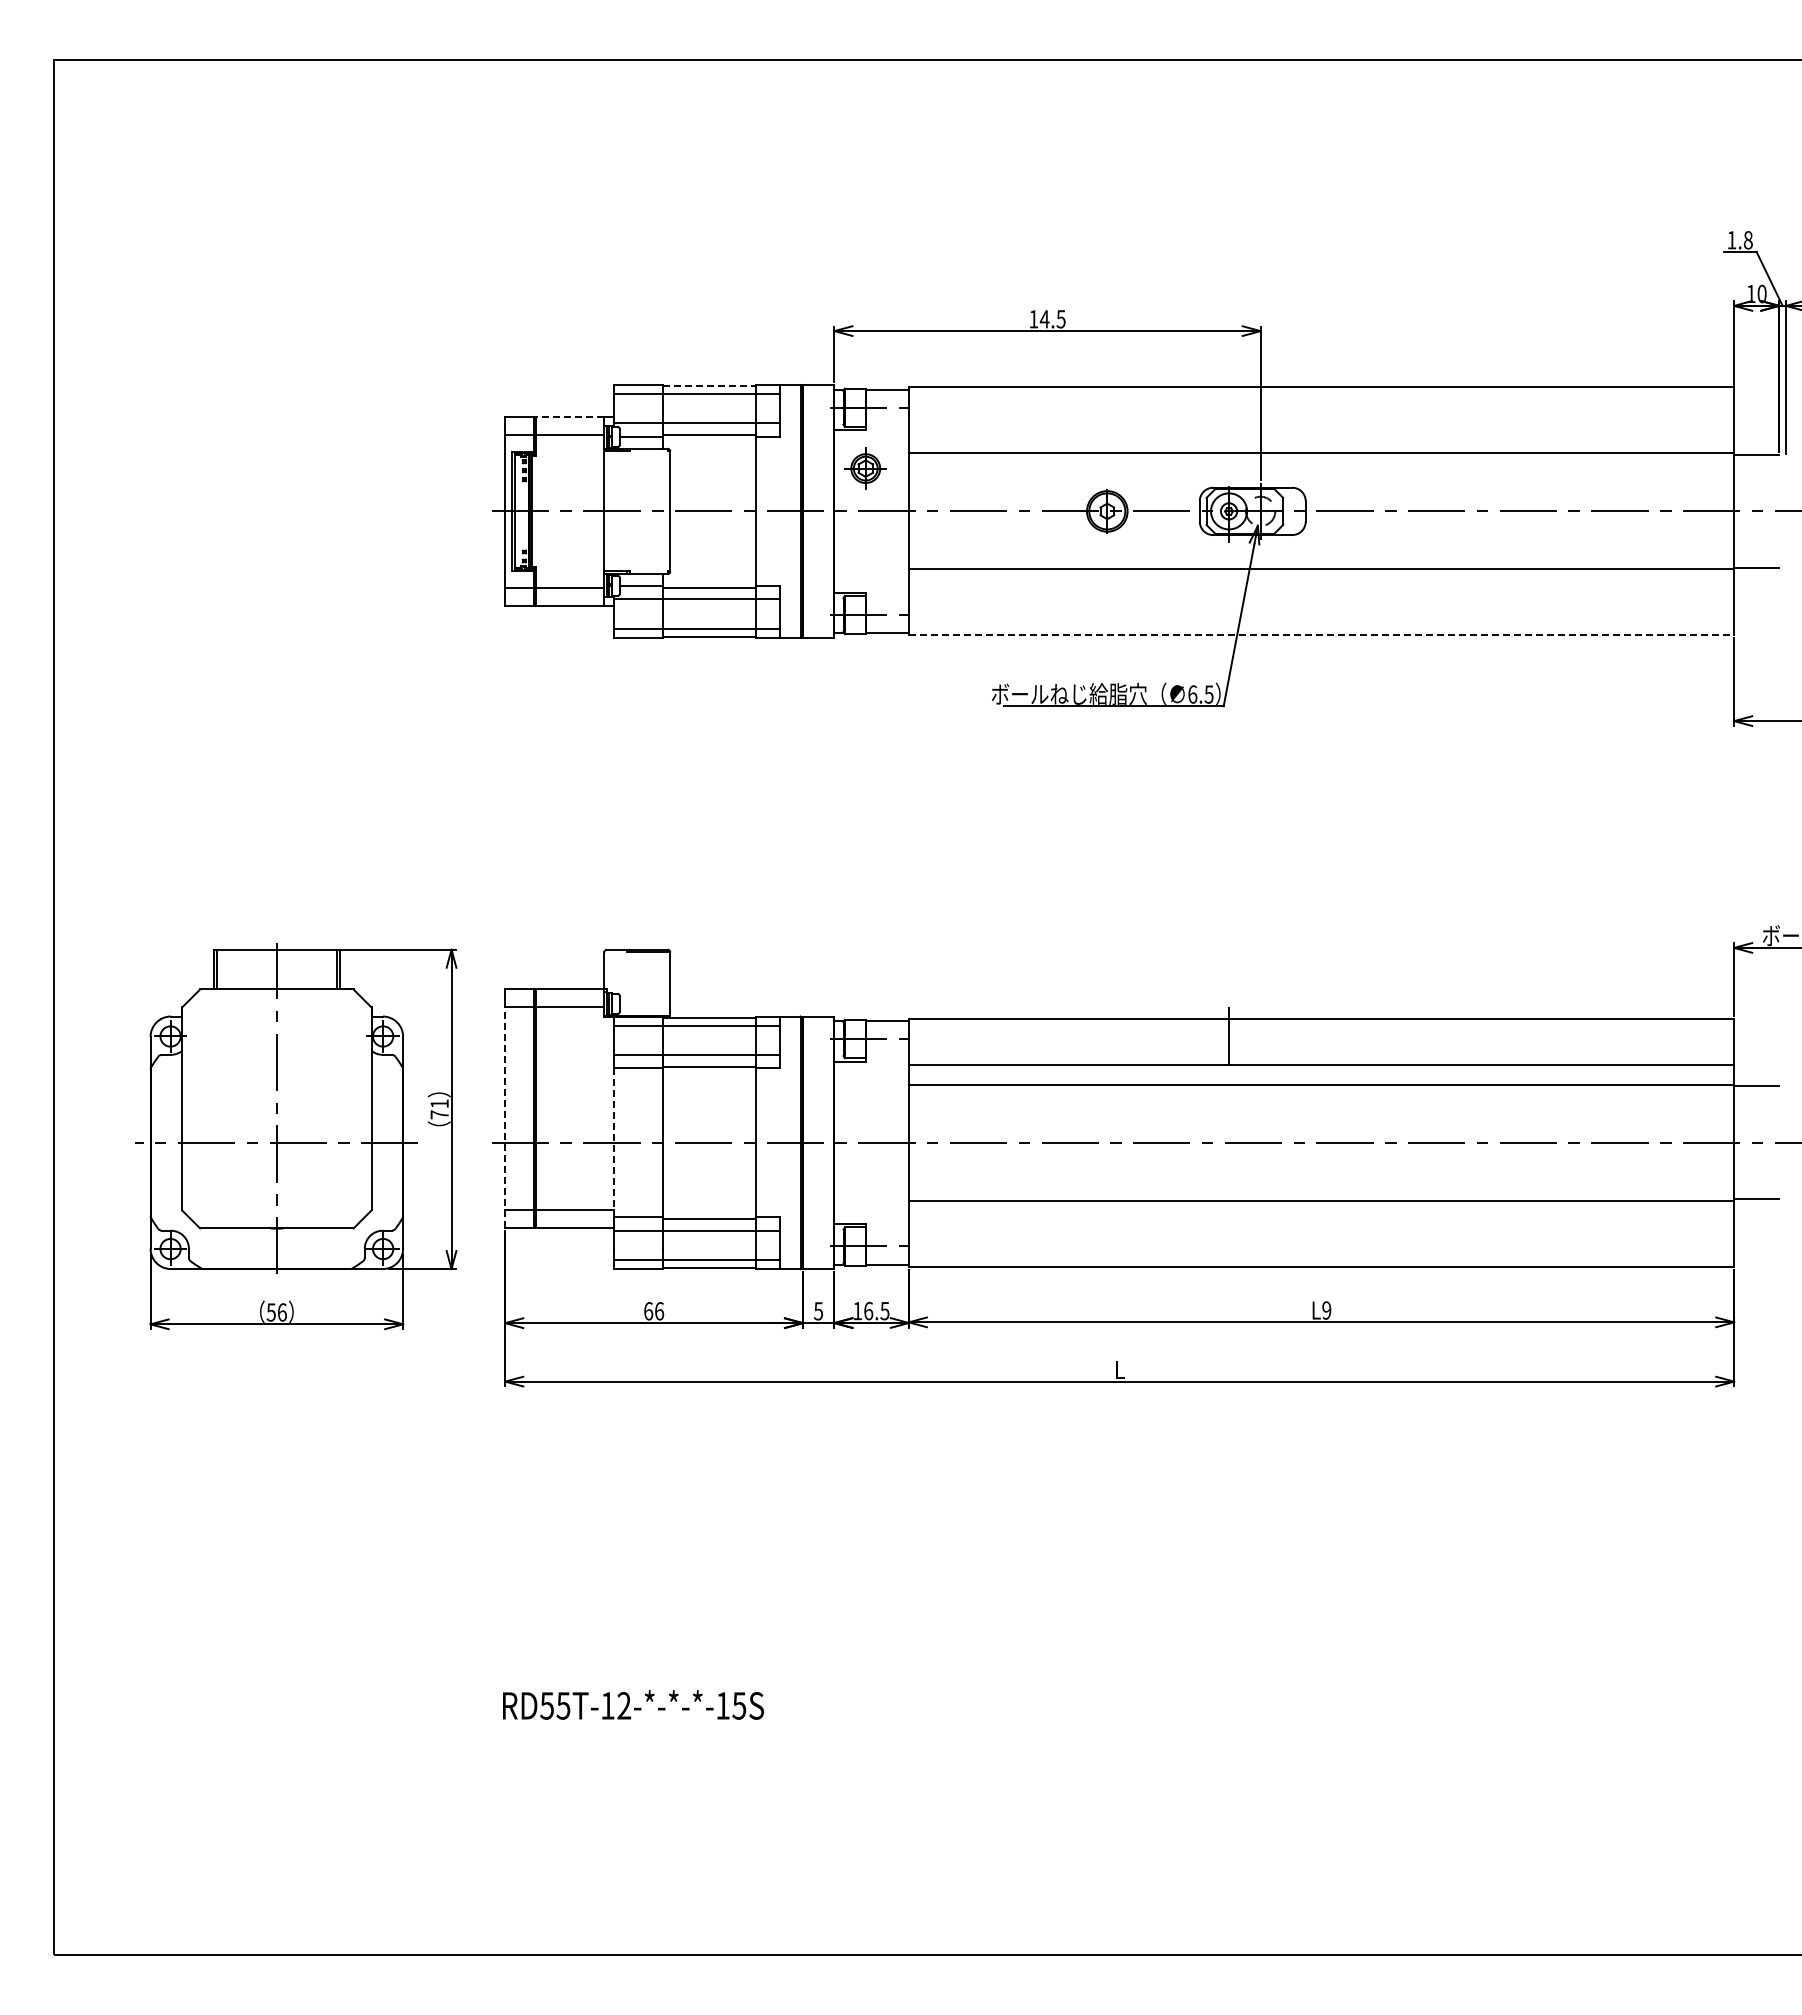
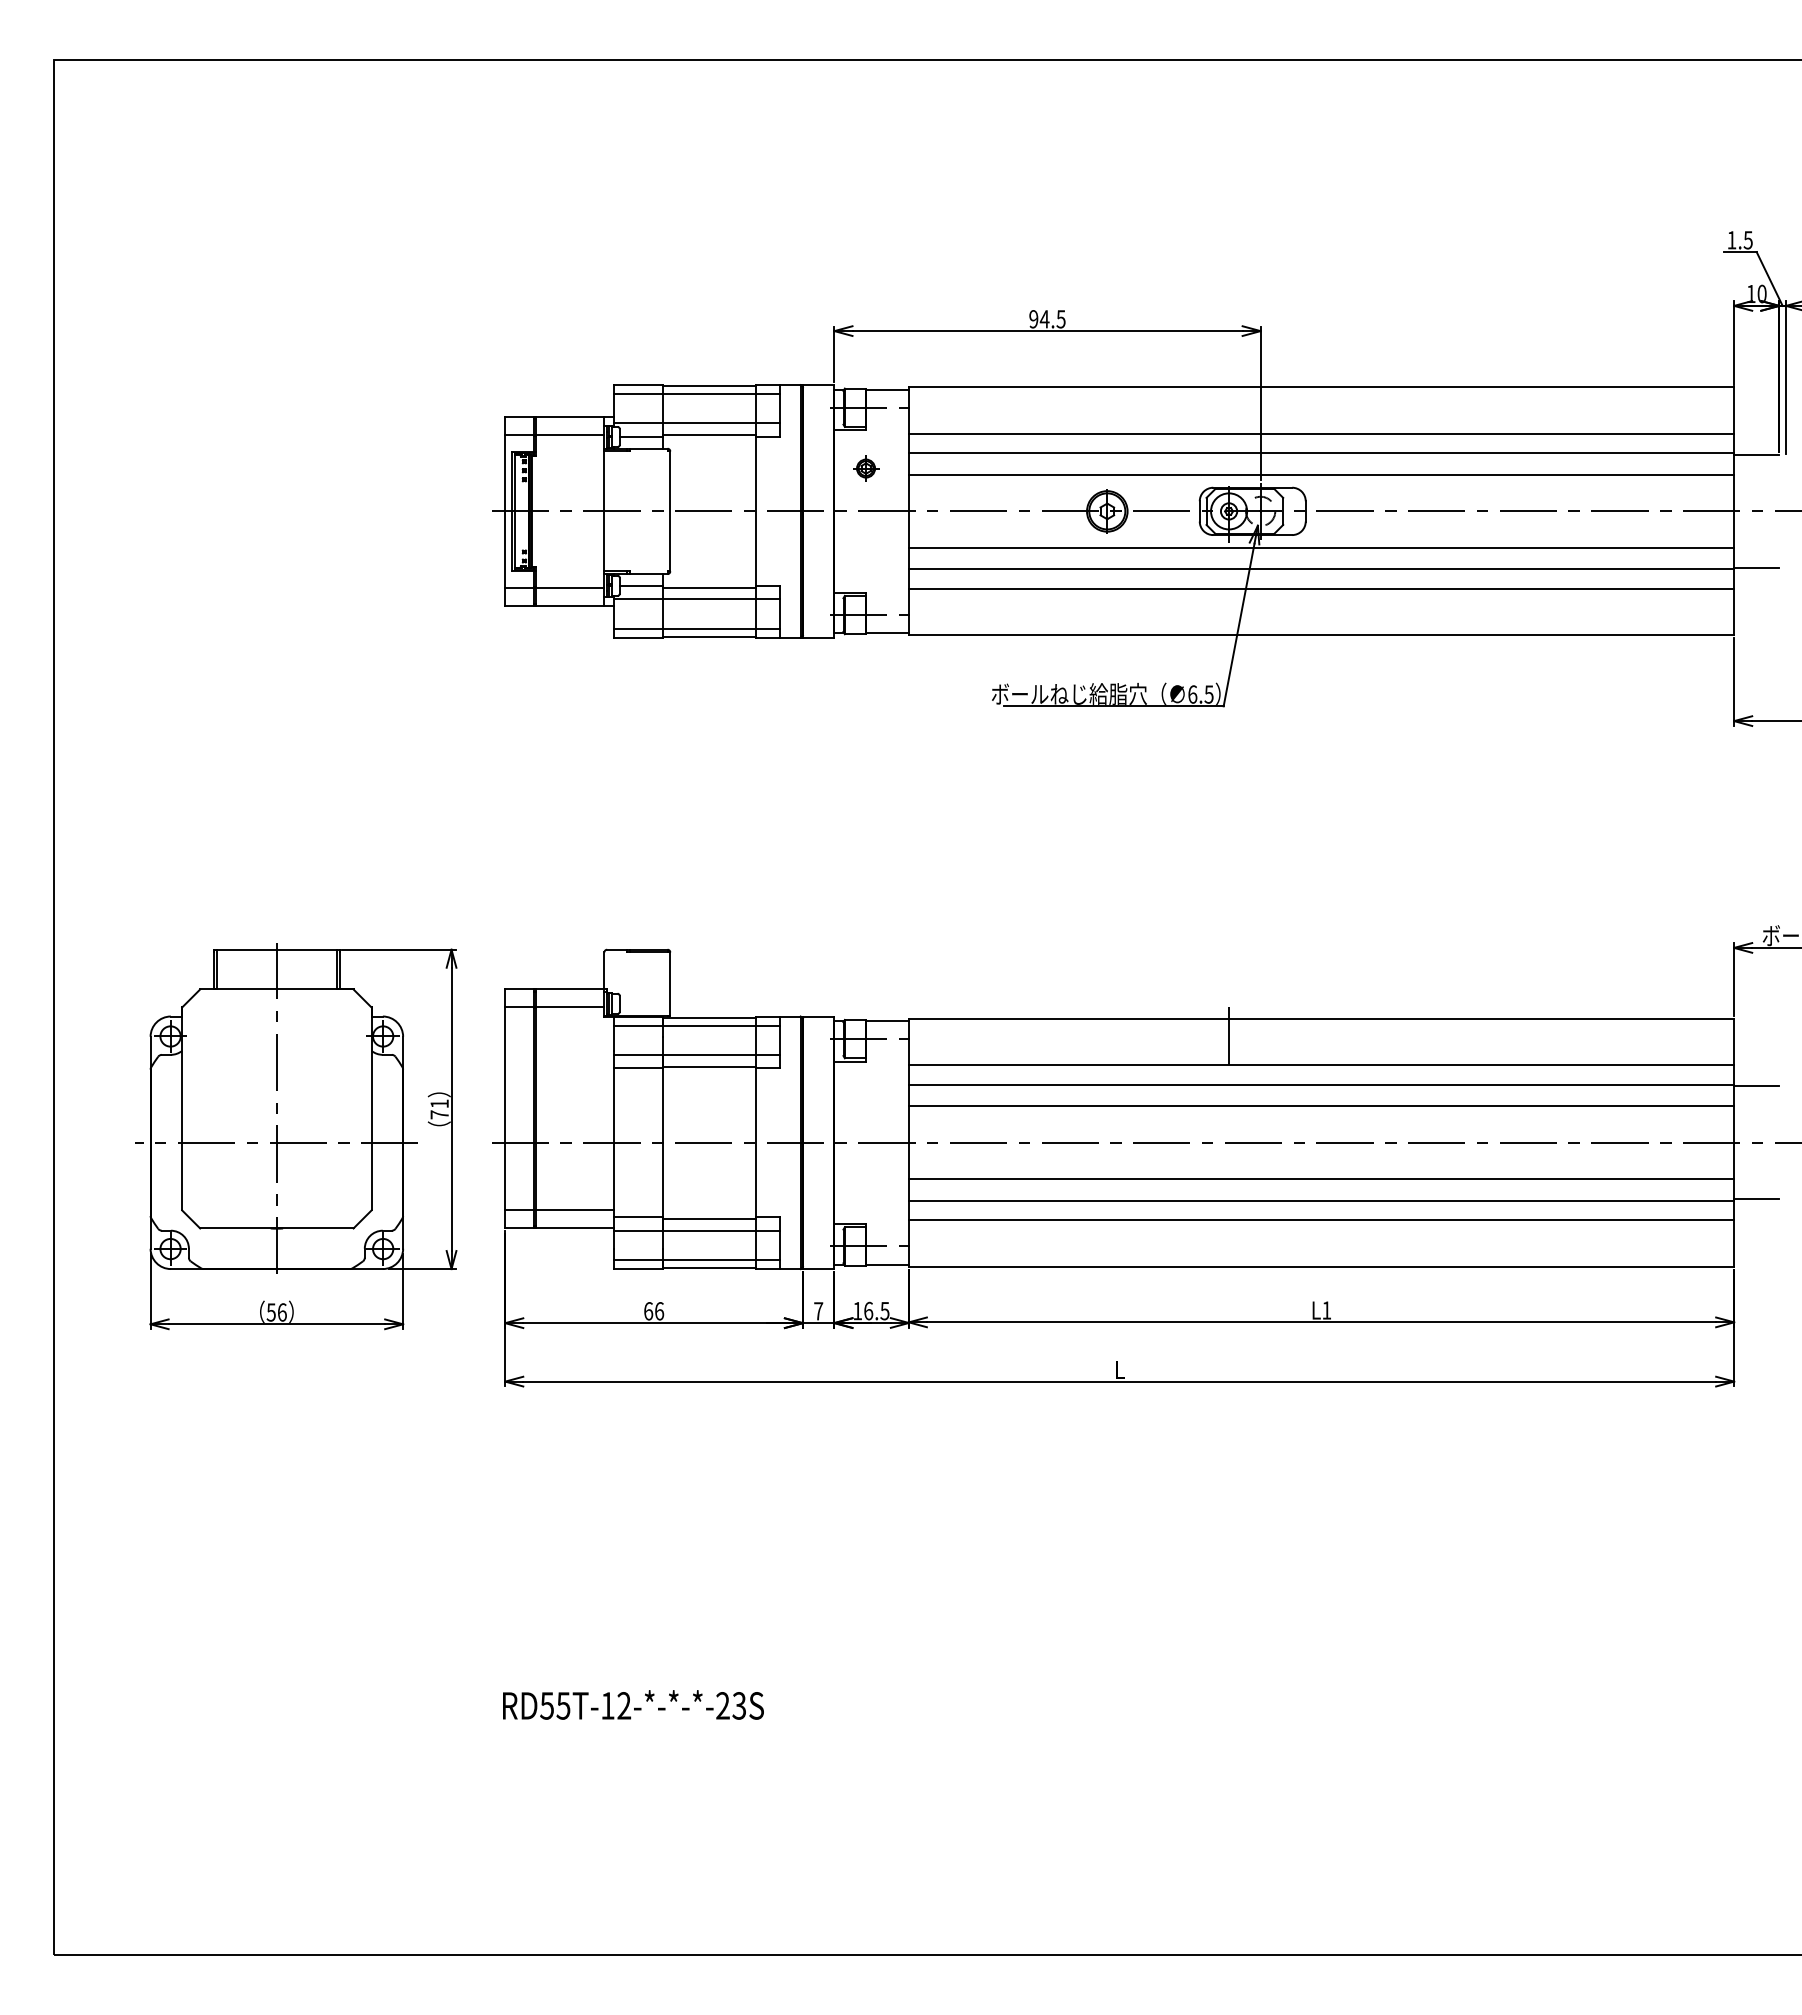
text: 1.8 -> 1.5 (1747, 240)
text: 14.5 -> 94.5 (1033, 319)
line: dashed -> solid (709, 386)
line: dashed -> solid (569, 416)
line: none -> present (1321, 434)
part size: 43x43 px -> 27x27 px (866, 468)
line: none -> present (1321, 474)
line: none -> present (1321, 547)
line: none -> present (1321, 588)
line: dashed -> solid (1321, 635)
line: none -> present (1321, 1106)
line: dashed -> solid (505, 1117)
line: dashed -> solid (613, 1143)
line: none -> present (1321, 1179)
line: none -> present (1321, 1220)
text: L9 -> L1 (1326, 1310)
text: 5 -> 7 (818, 1311)
text: RD55T-12-*-*-*-15S -> RD55T-12-*-*-*-23S (731, 1705)
